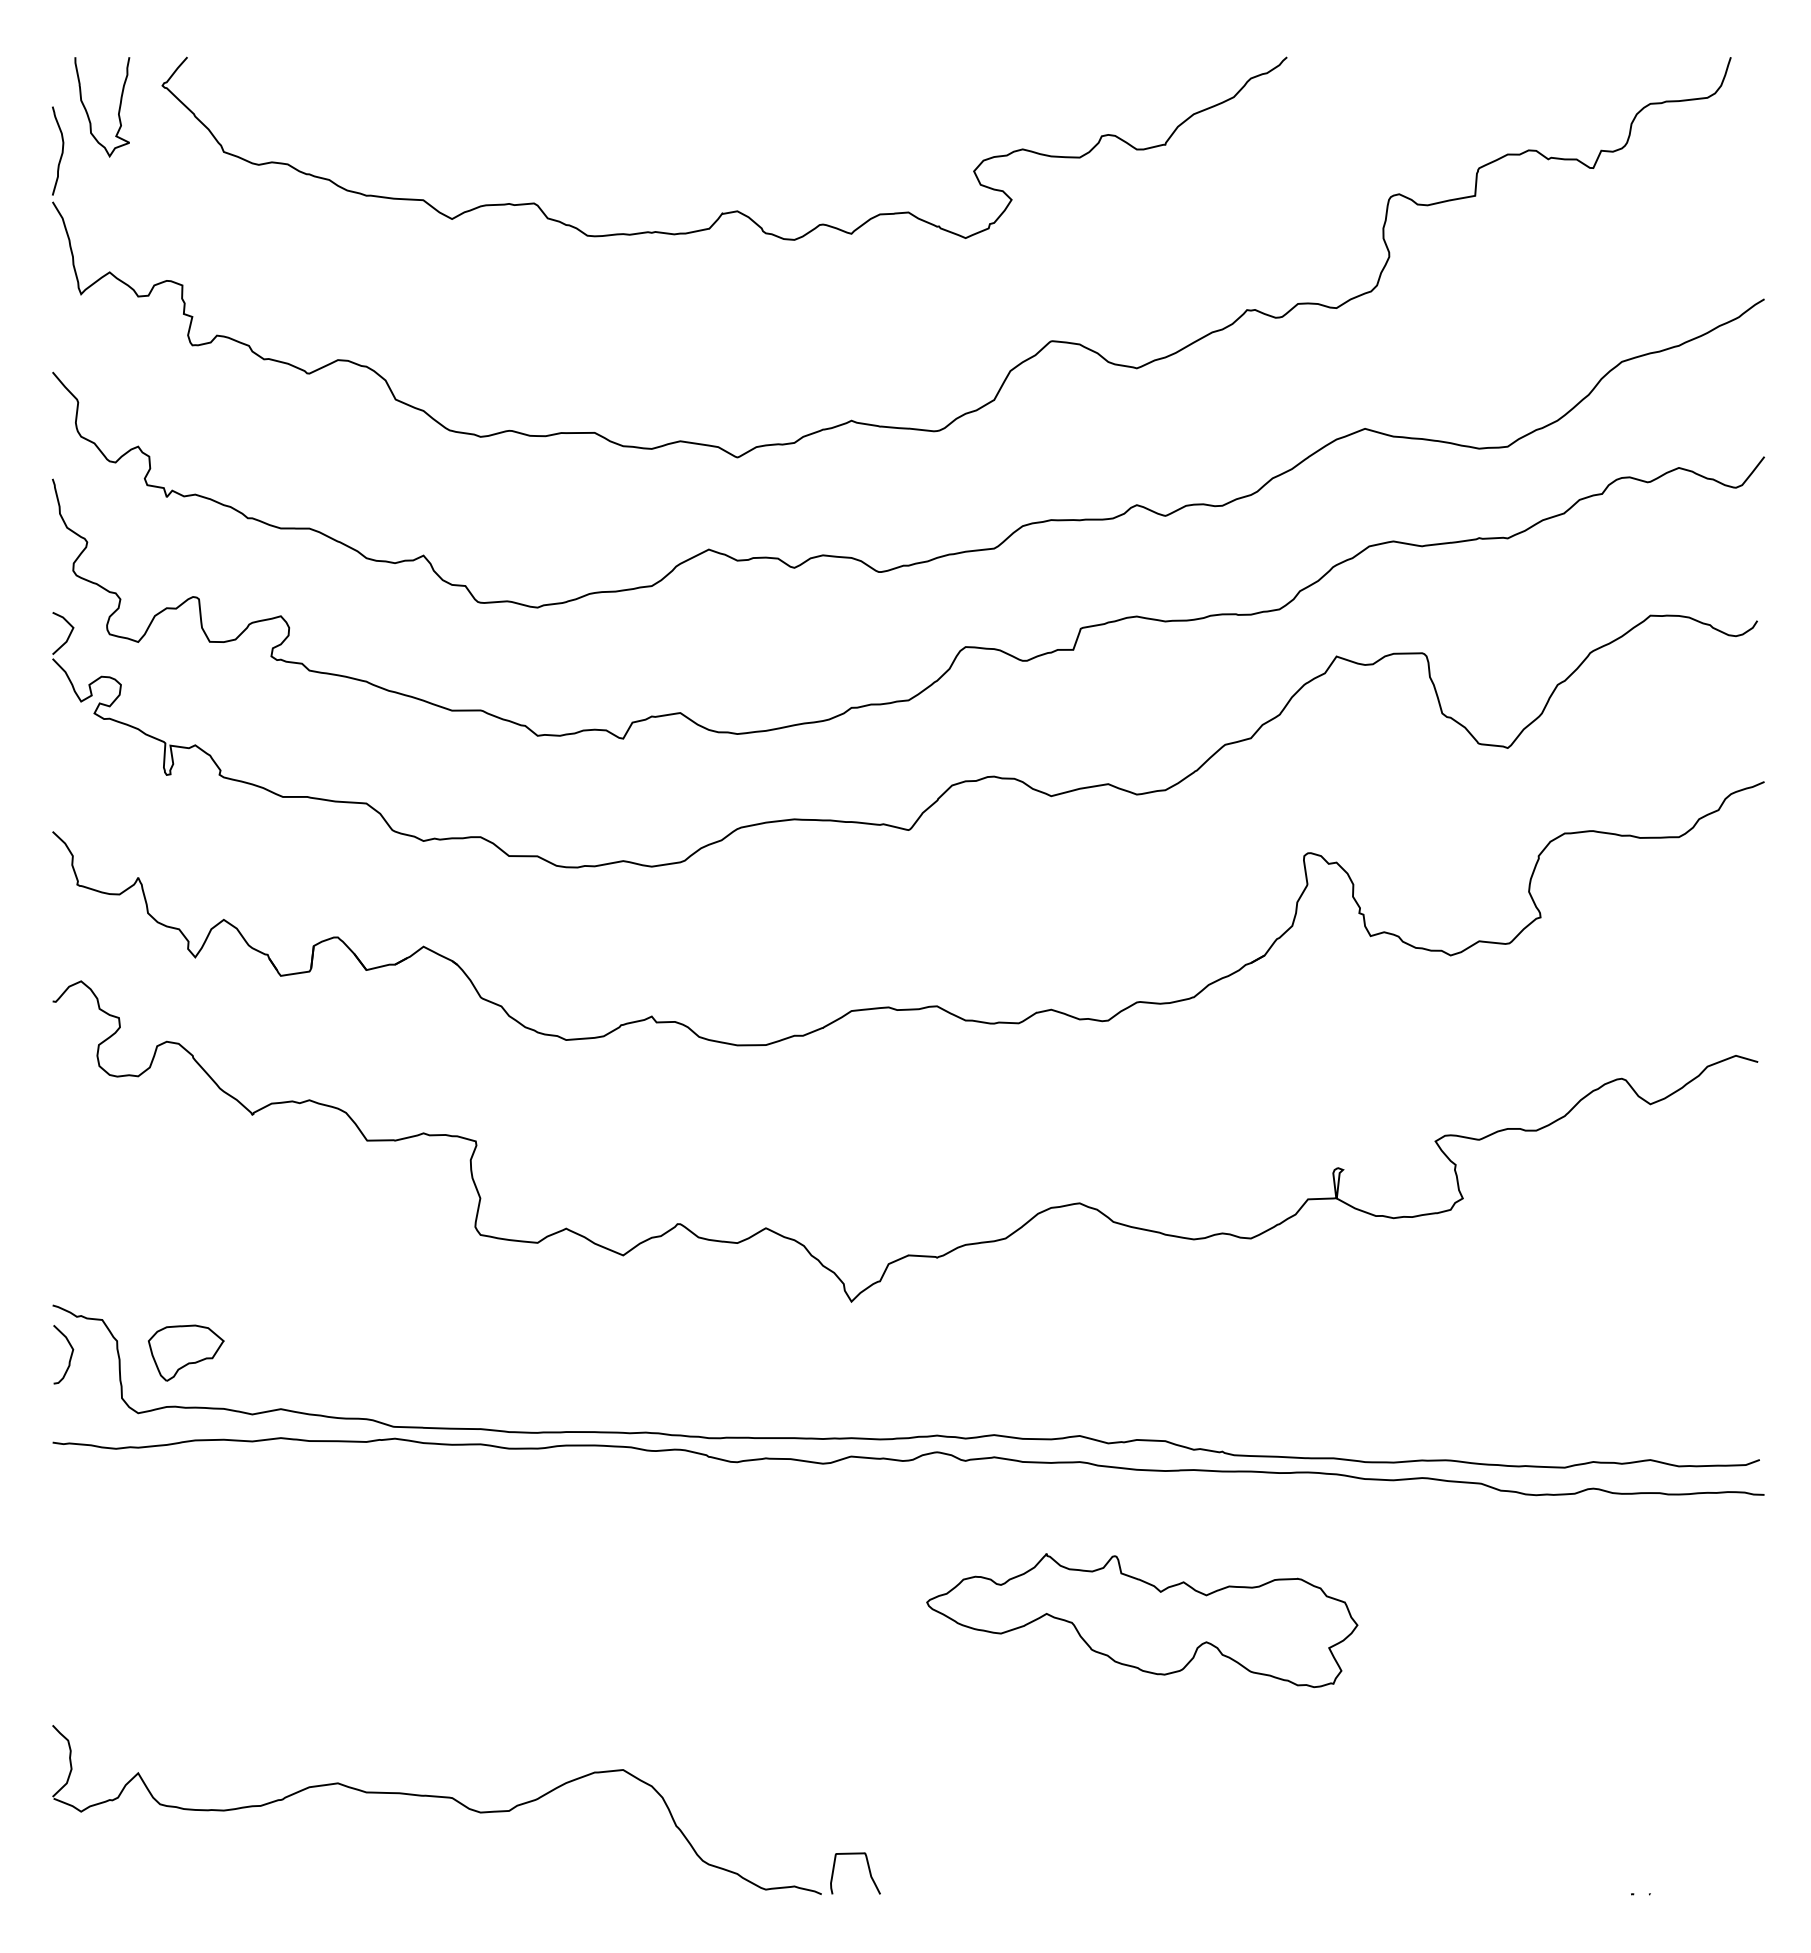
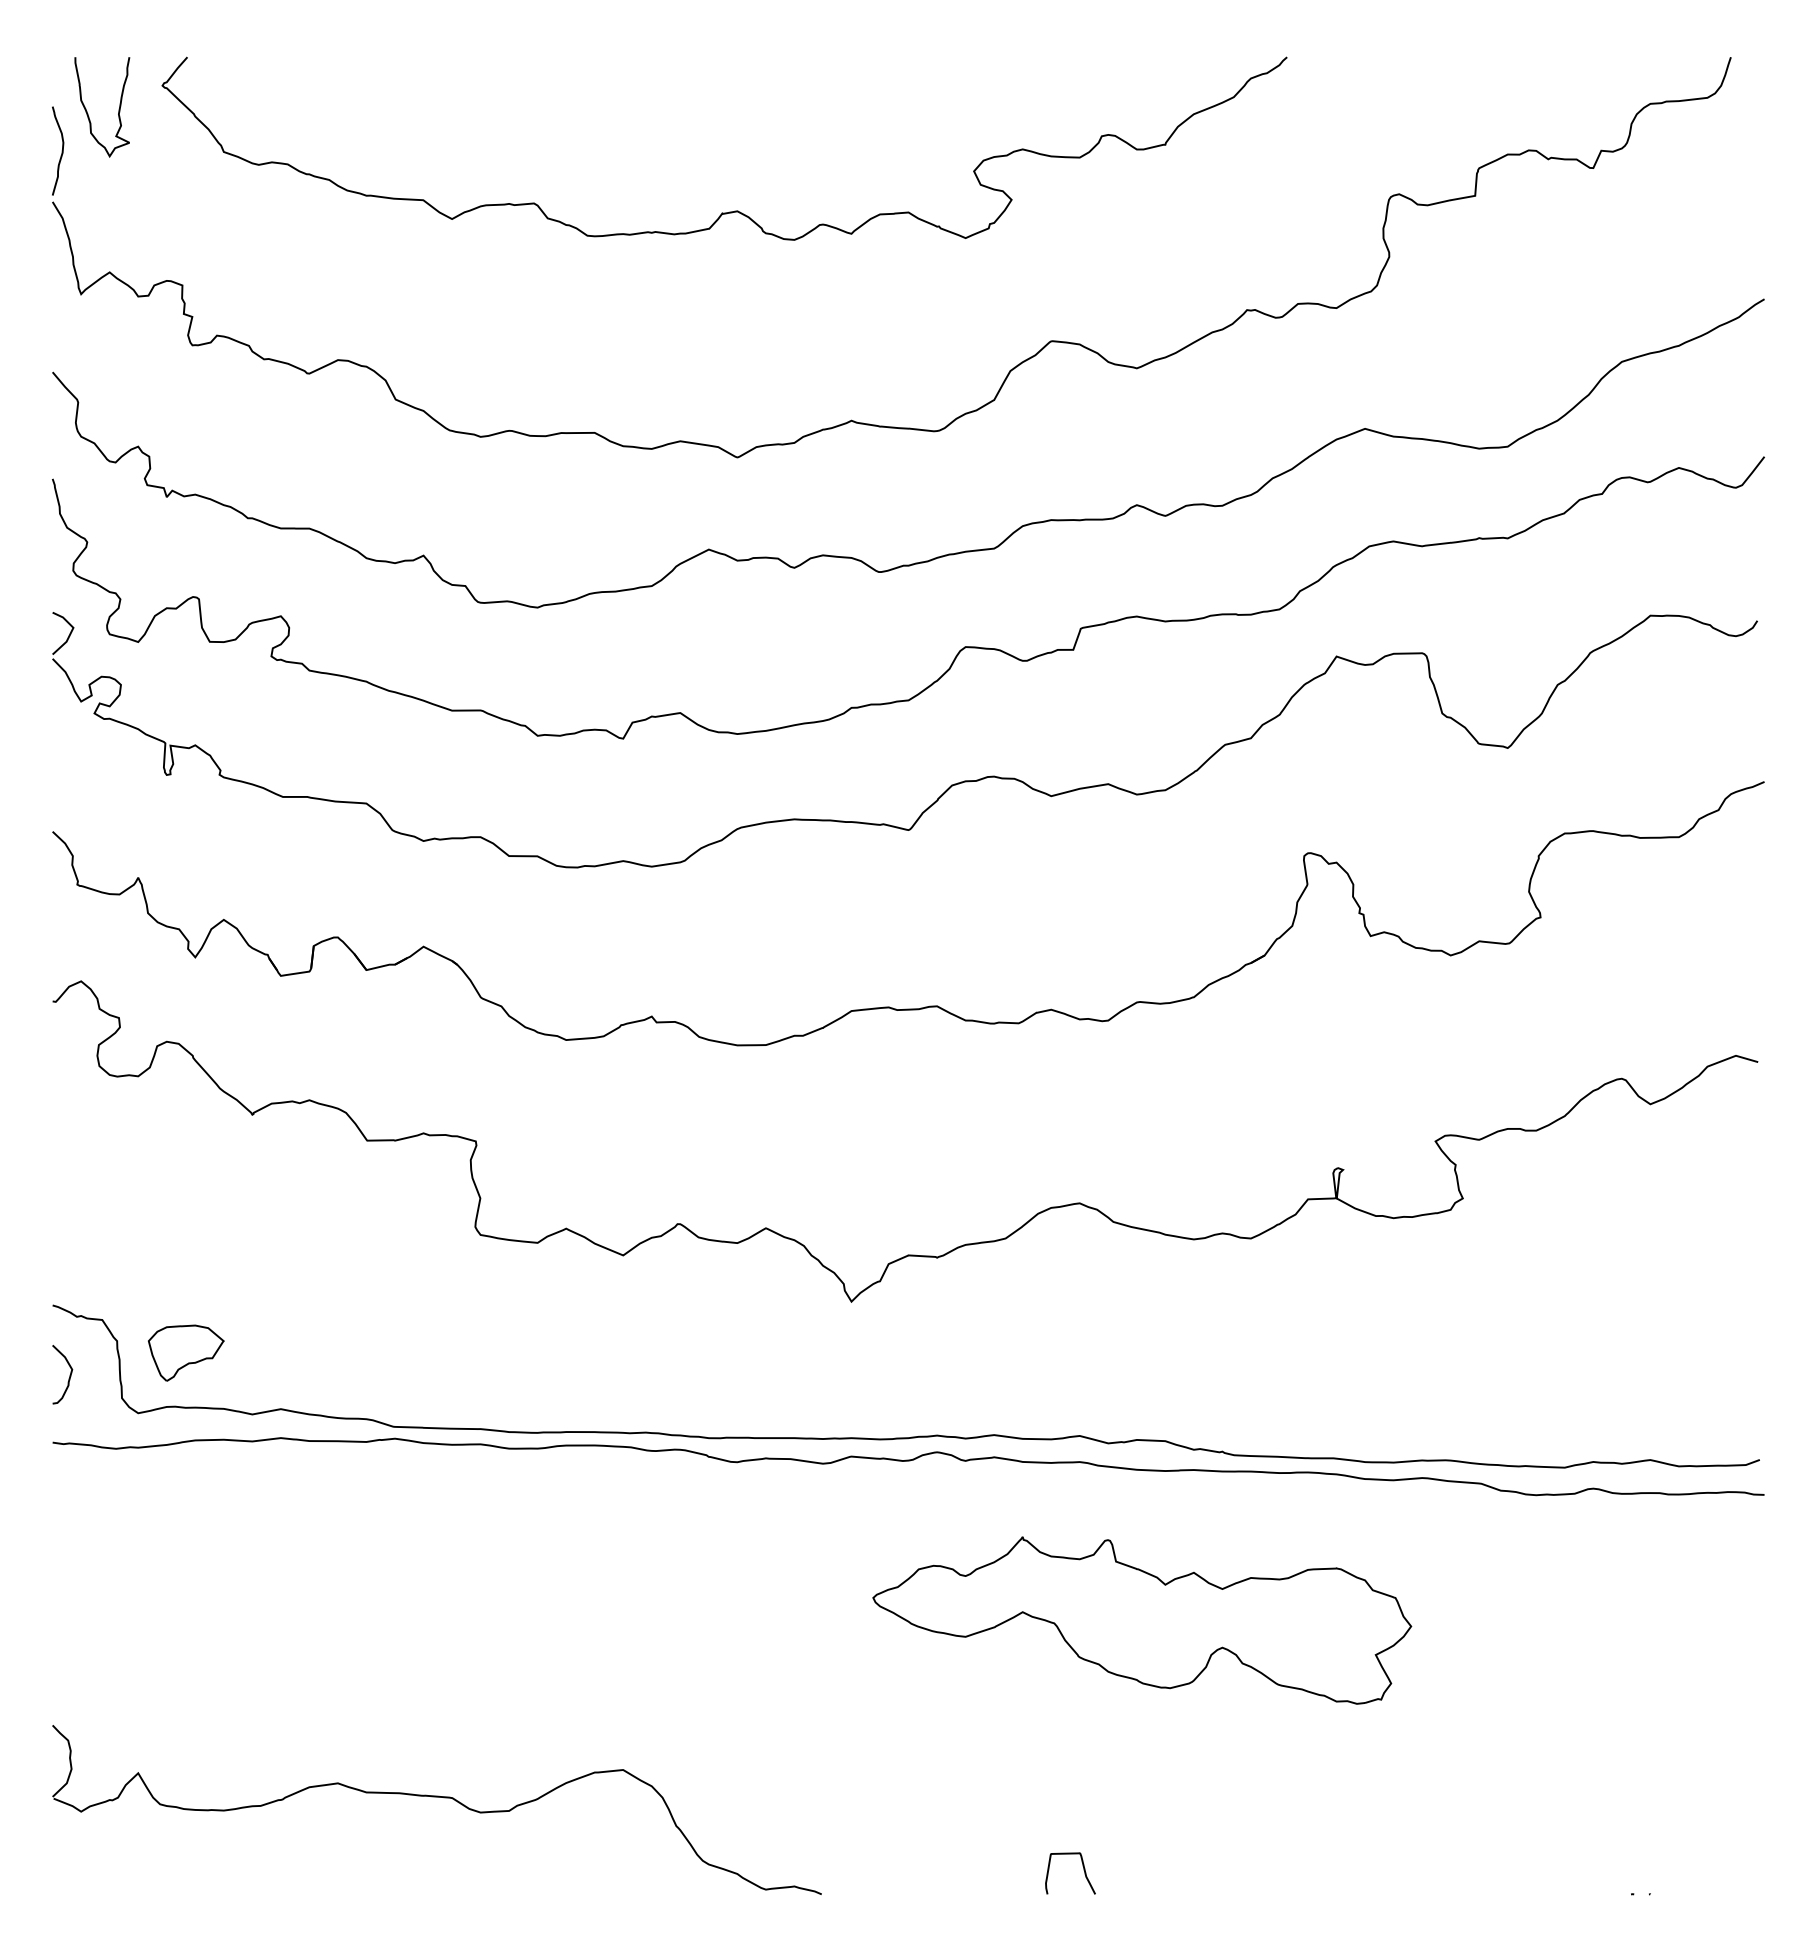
curve position: (70, 1355) -> (69, 1375) (69, 1375)
part size: 433x136 px -> 541x169 px (1142, 1620)
curve position: (868, 1870) -> (1083, 1870) (1083, 1870)
